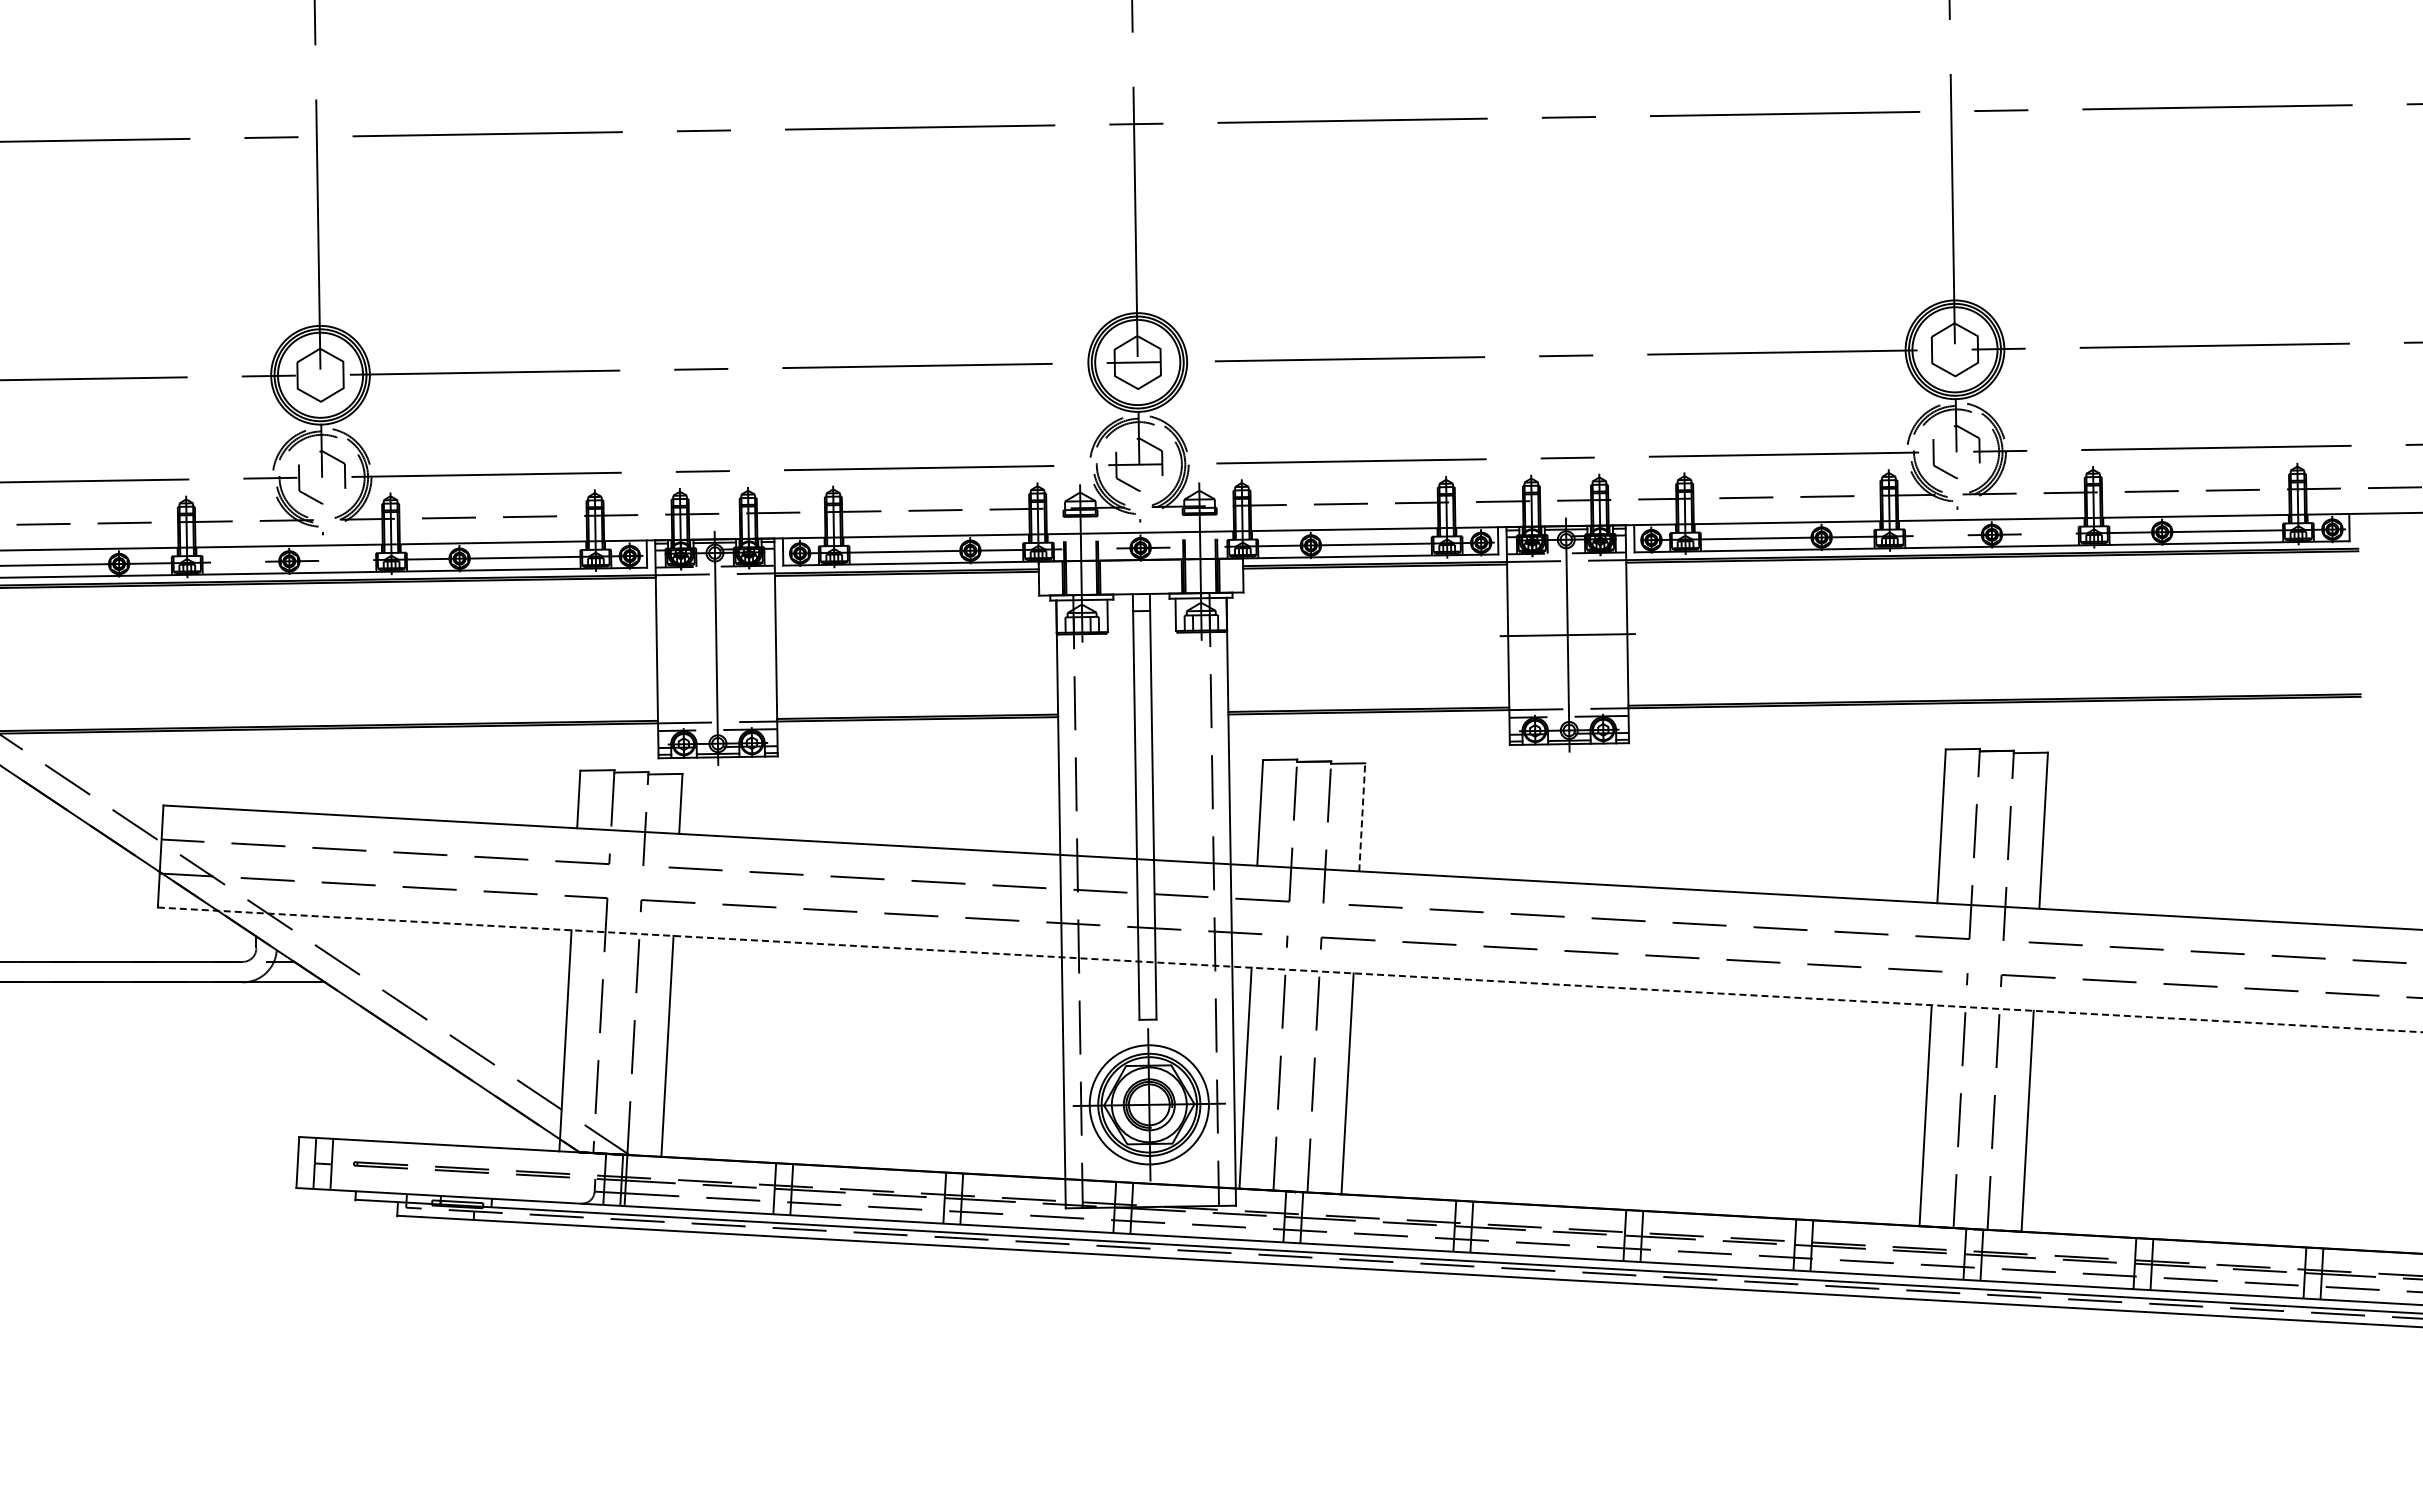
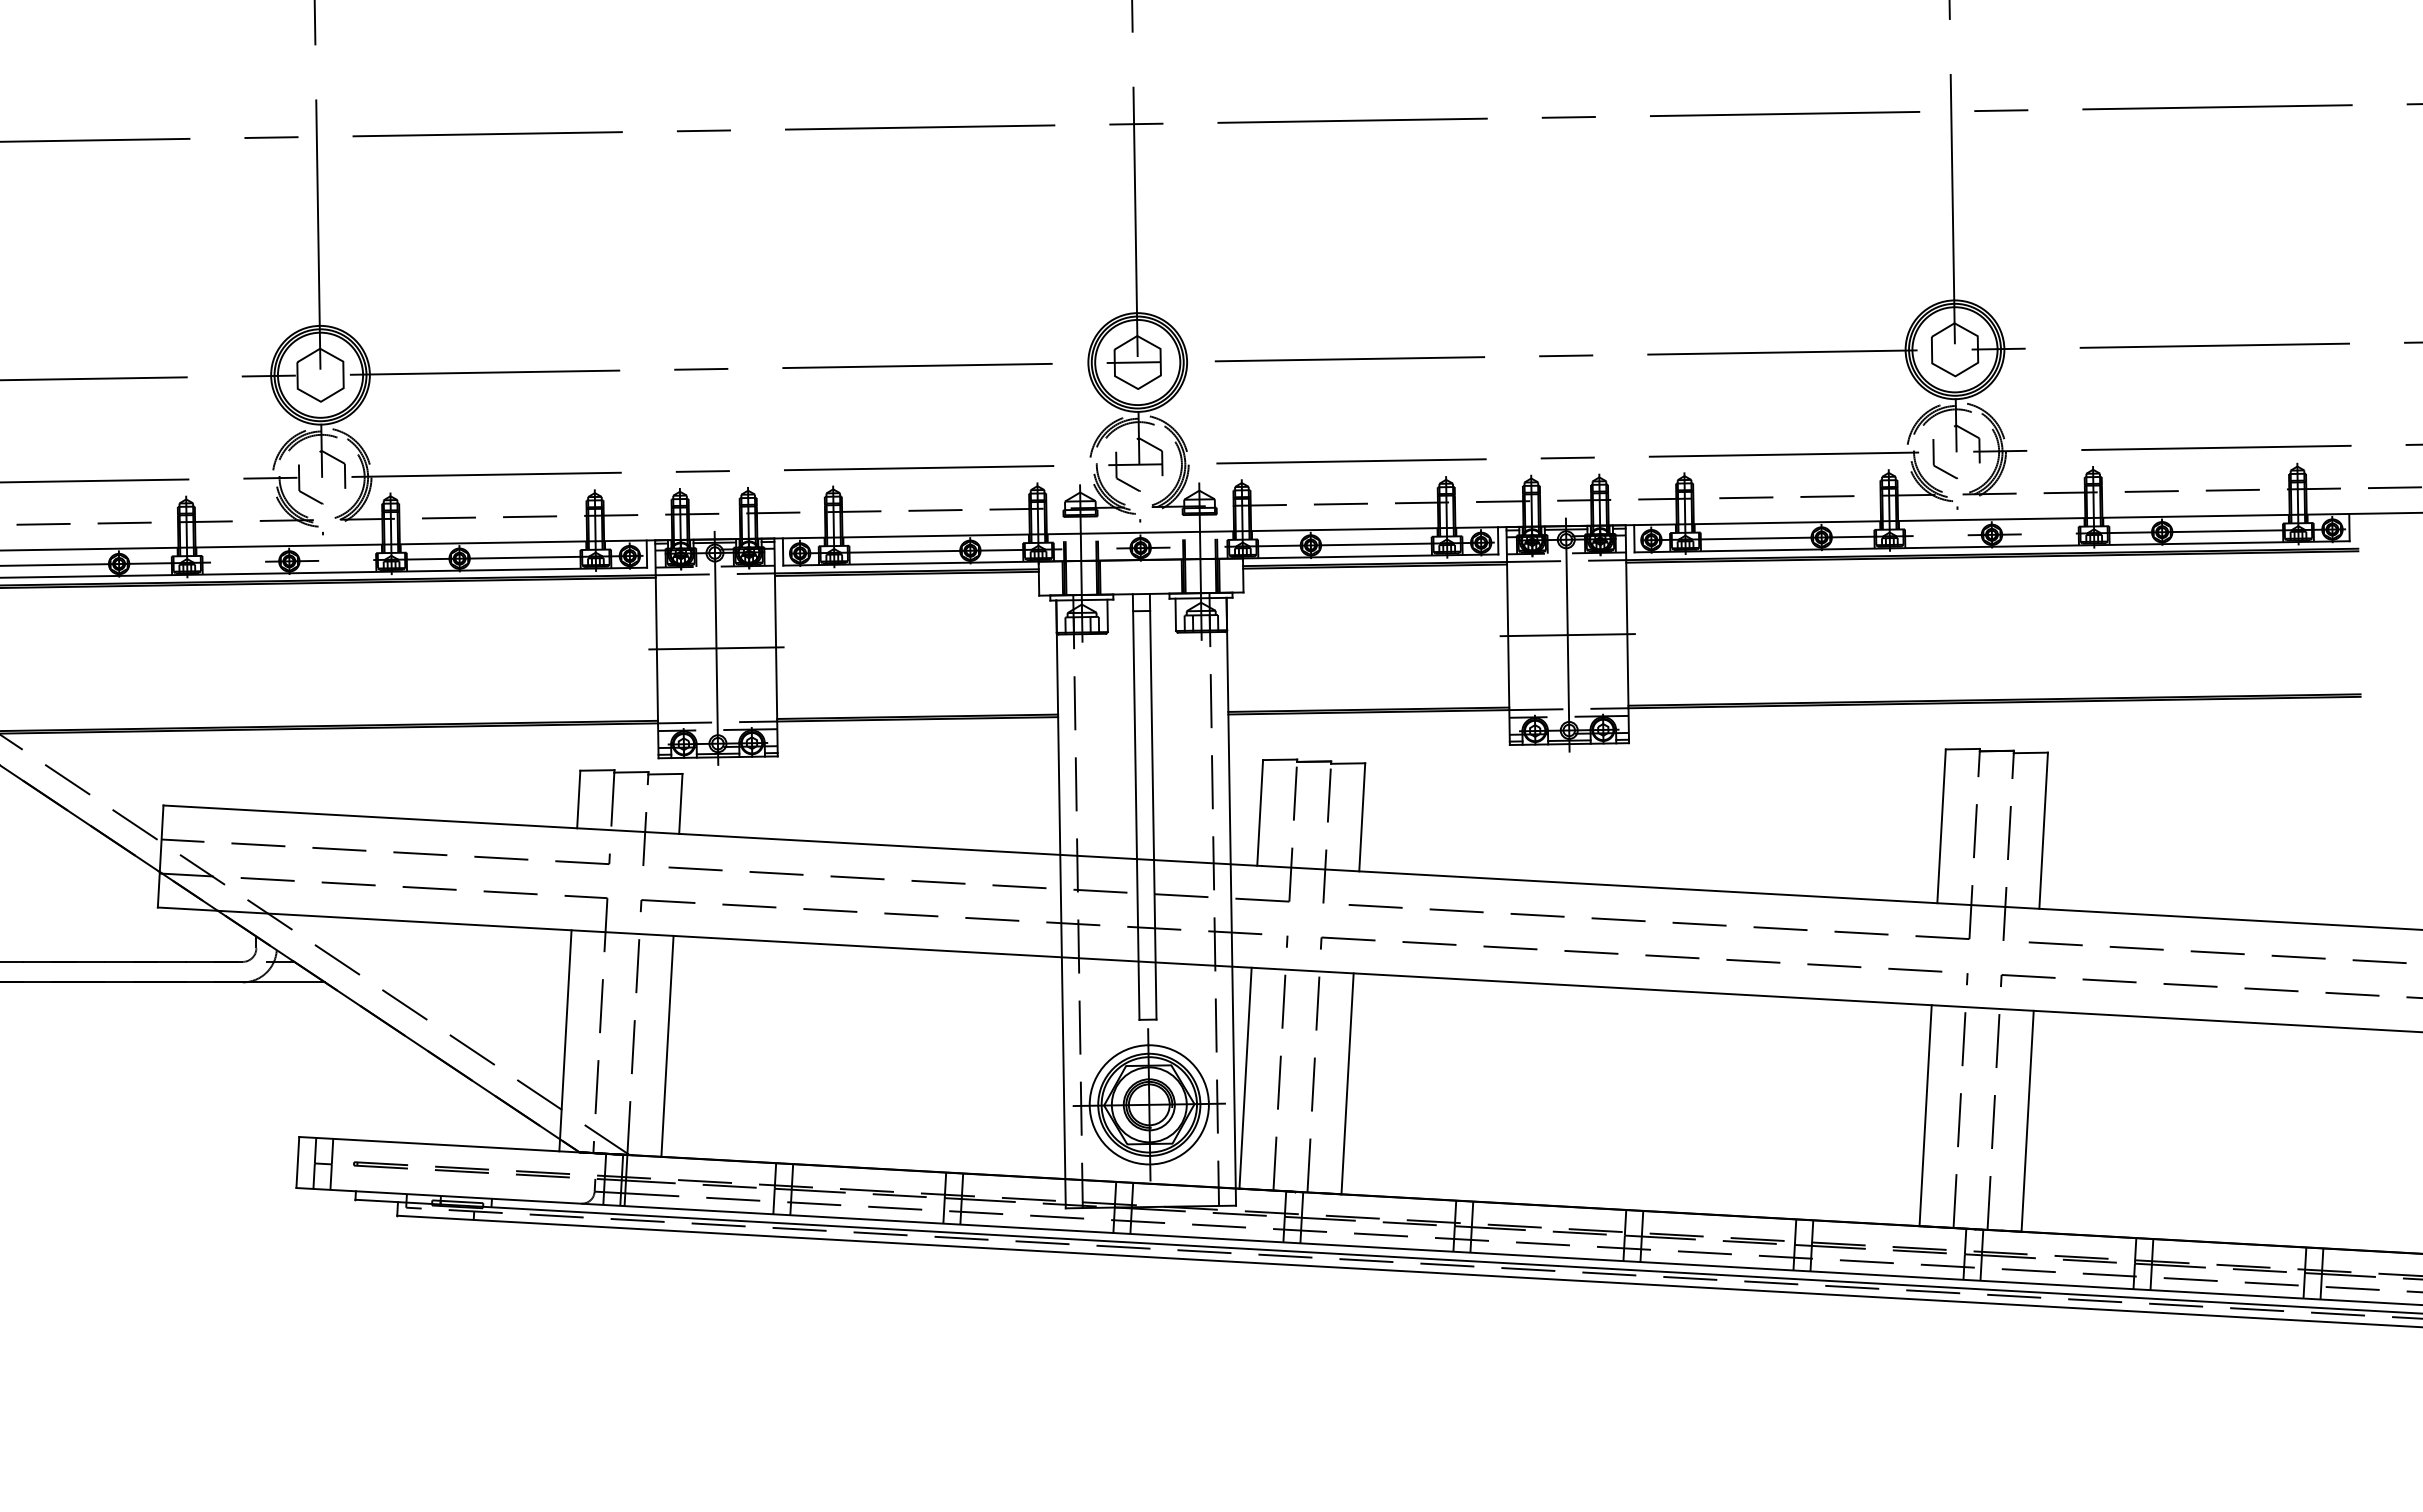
line: none -> present (716, 648)
line: dashed -> solid (1362, 816)
line: dashed -> solid (1290, 969)
